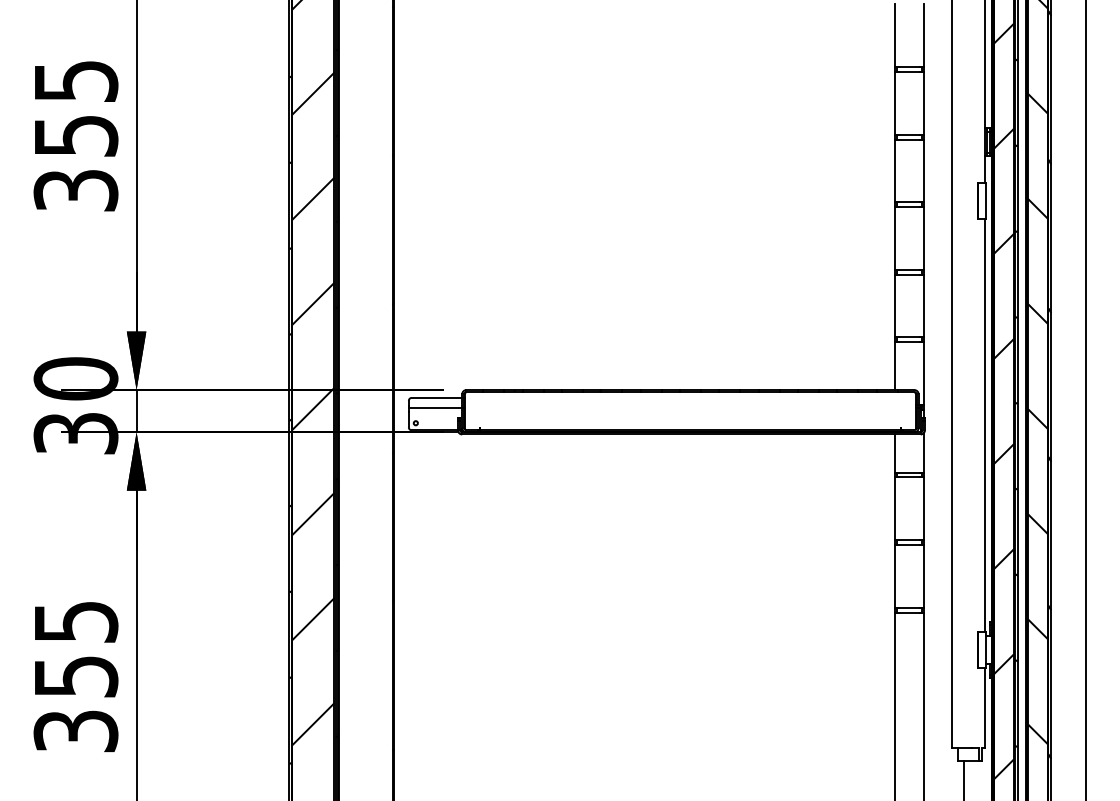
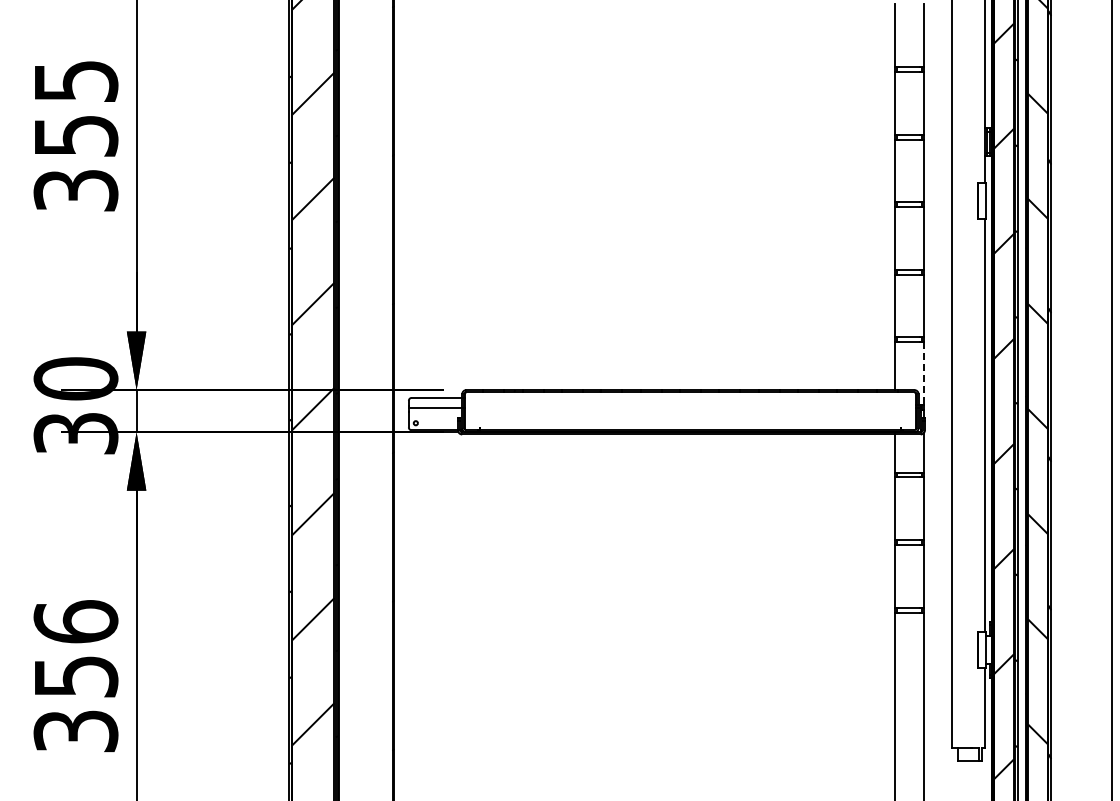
line: solid -> dashed (923, 374)
line position: (1086, 399) -> (1112, 399) (1112, 399)
text: 355 -> 356 (75, 621)
line: present -> none (963, 778)
